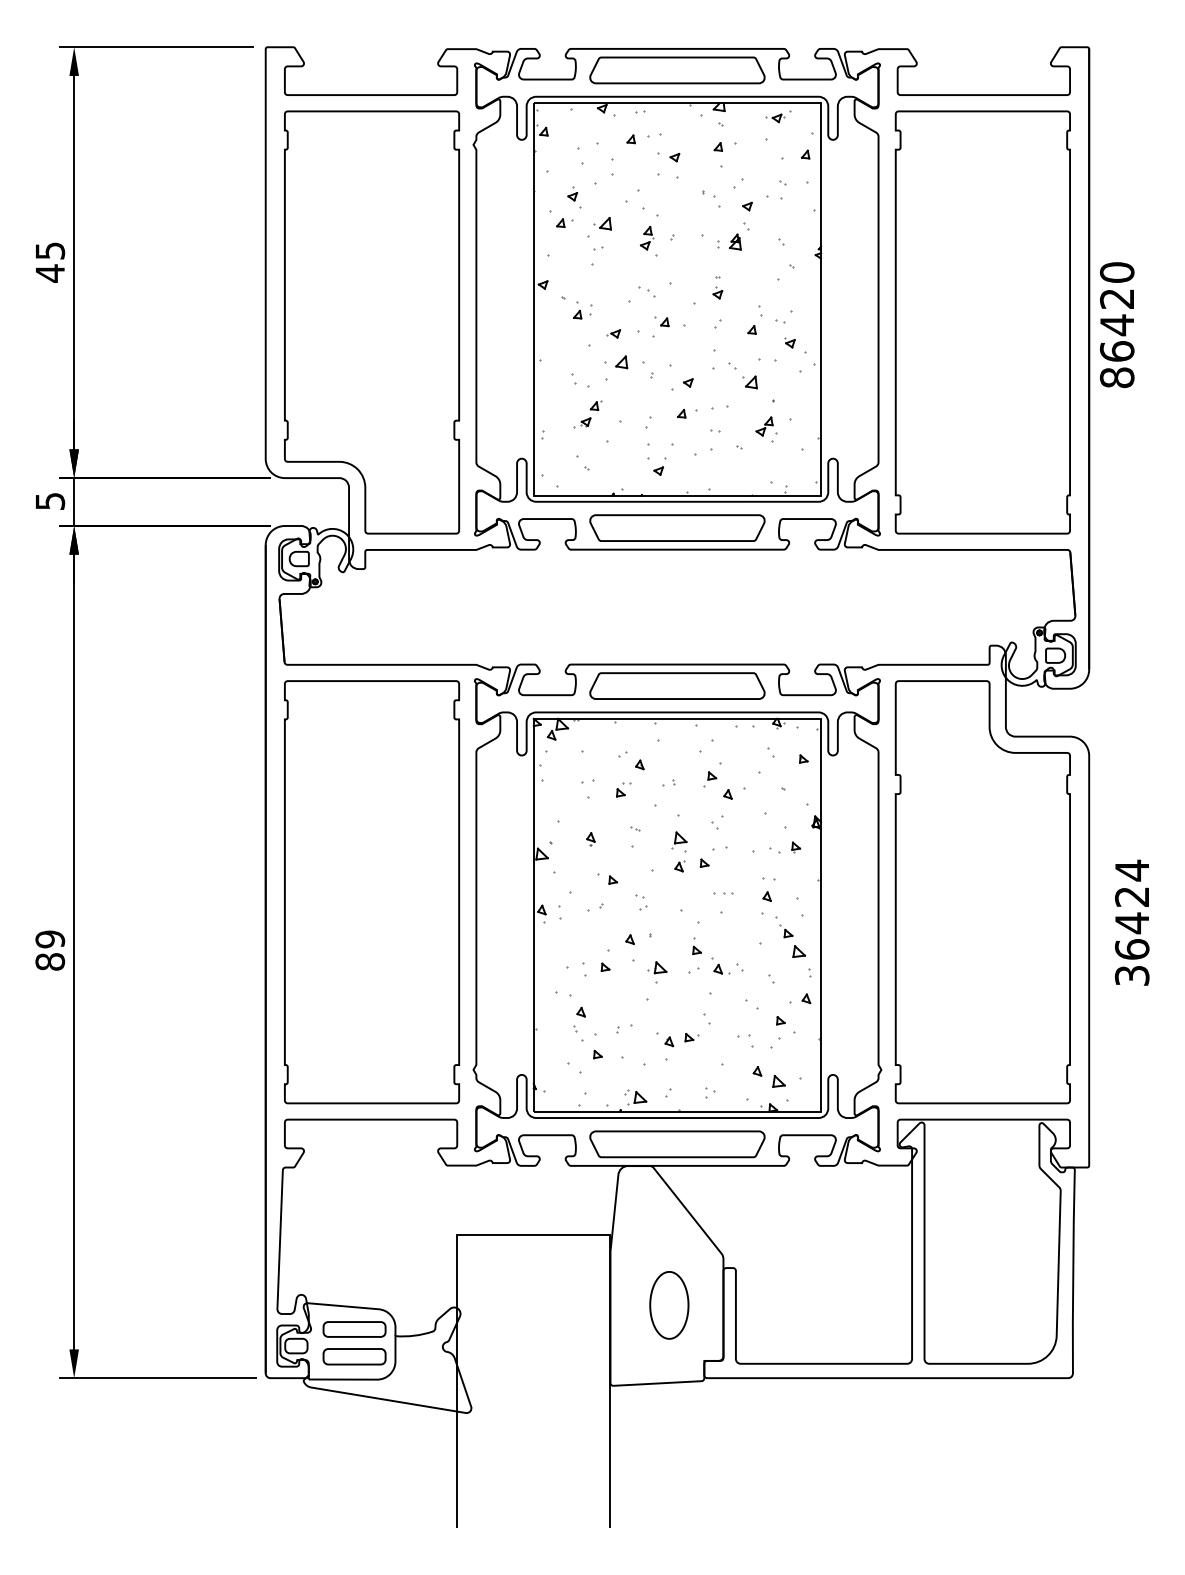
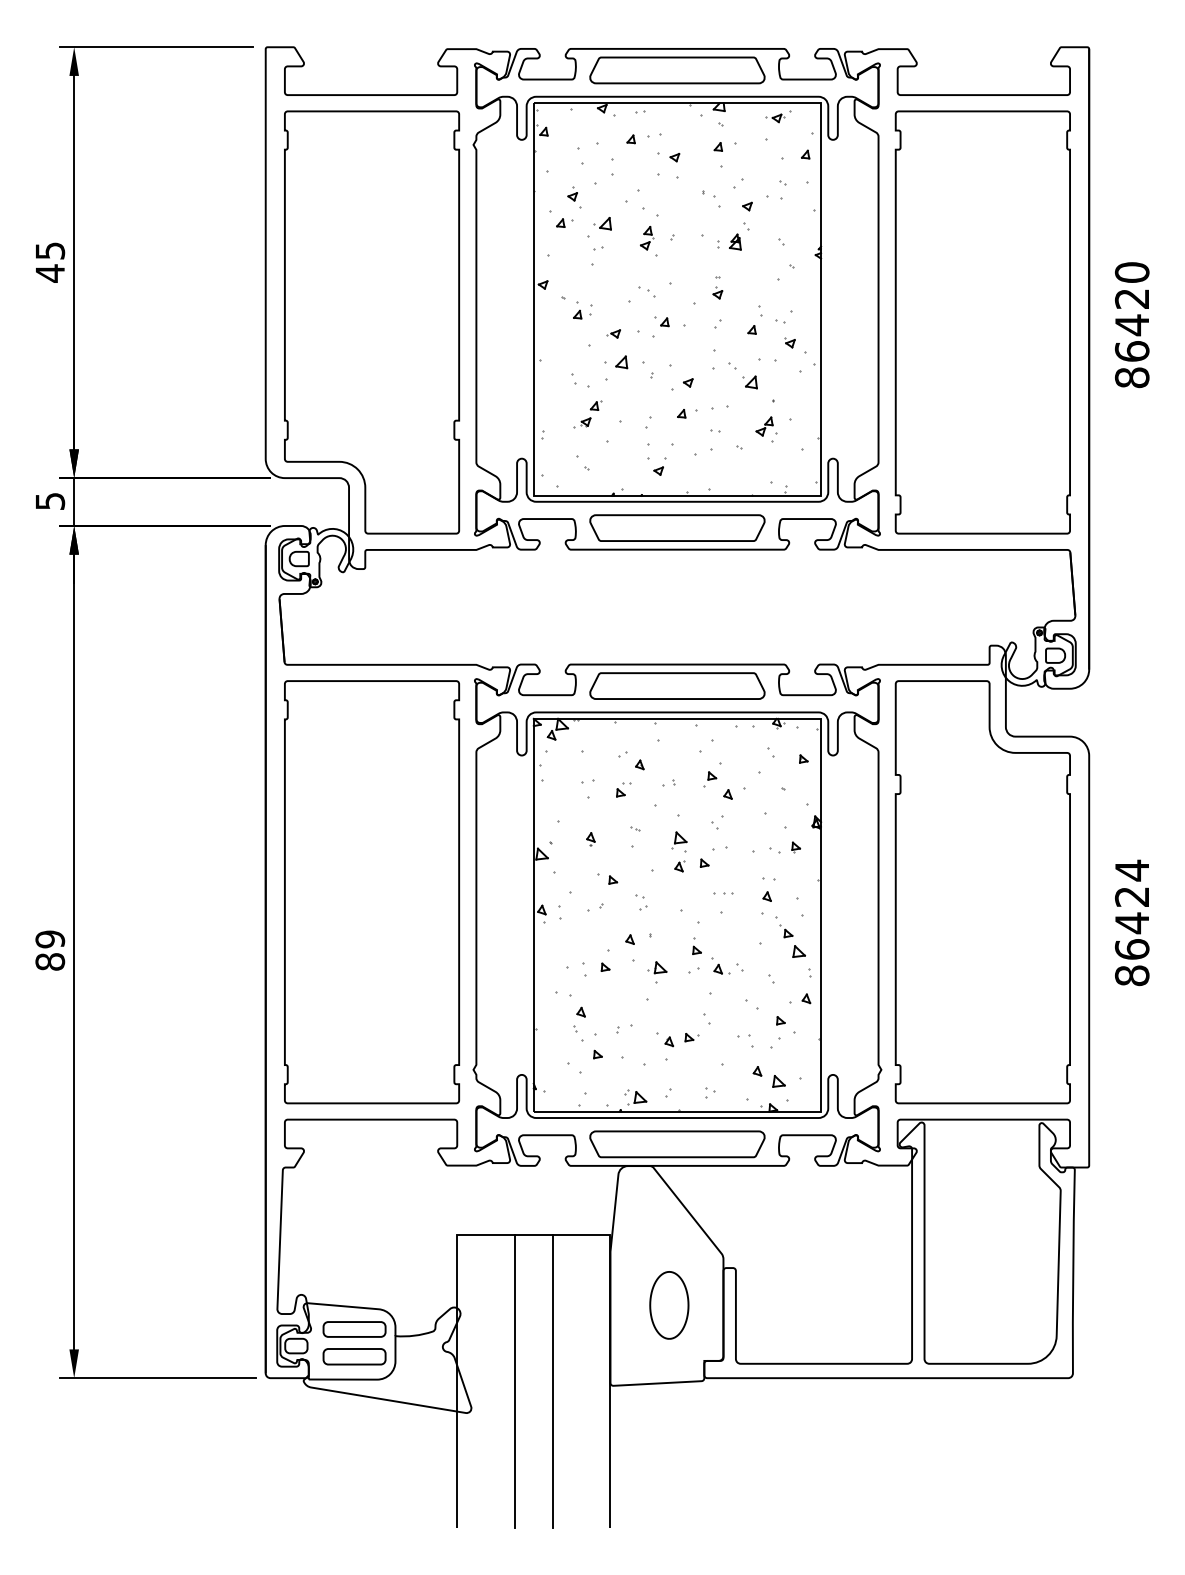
text position: (1117, 325) -> (1132, 325) (1132, 325)
text: 36424 -> 86424 (1132, 975)
line: none -> present (514, 1380)
line: none -> present (552, 1380)
